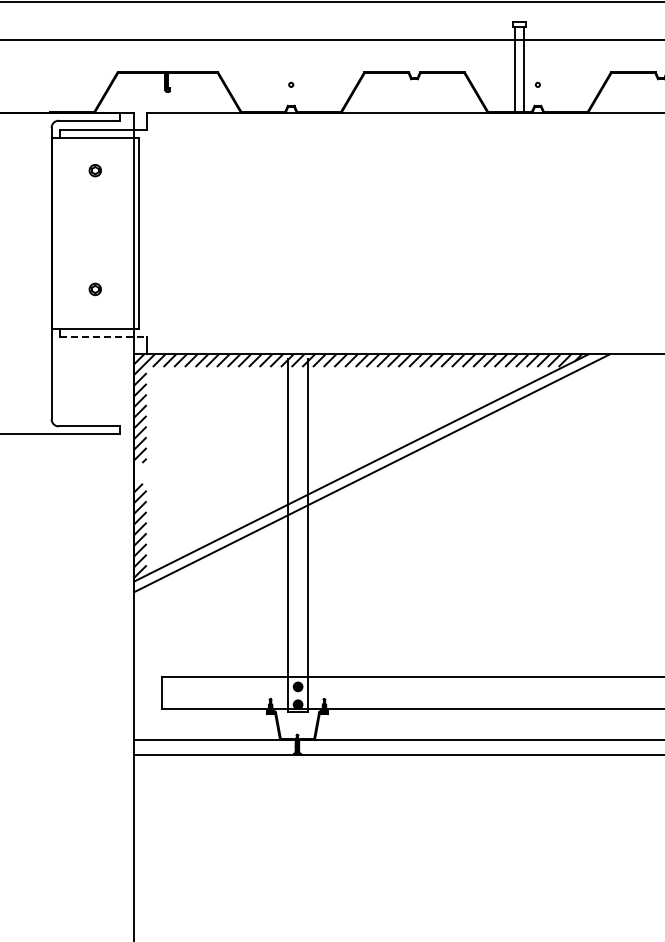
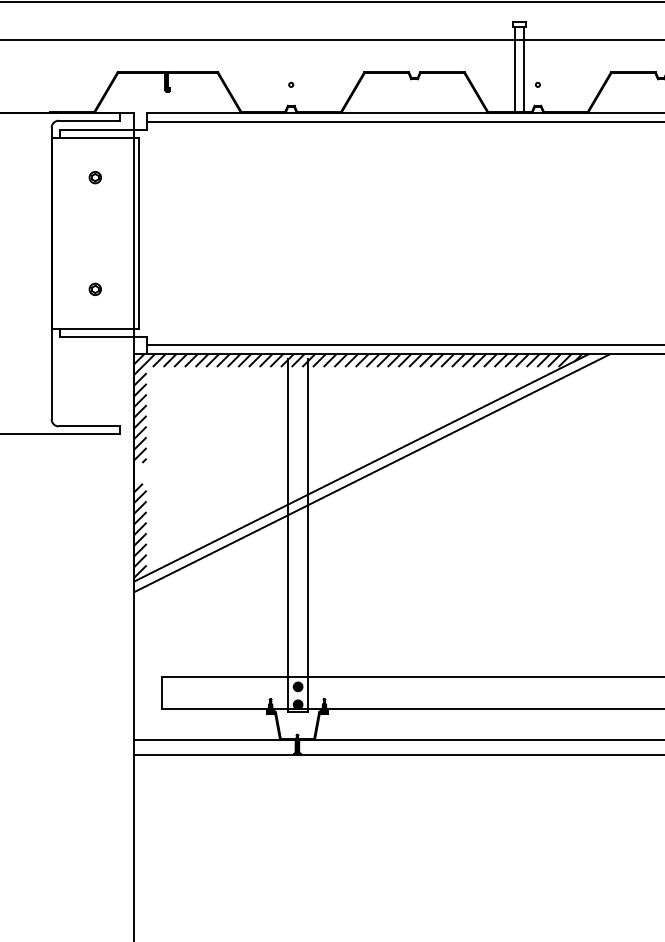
line: none -> present (403, 122)
part position: (94, 170) -> (94, 177) (94, 177)
line: dashed -> solid (103, 336)
line: none -> present (403, 344)
